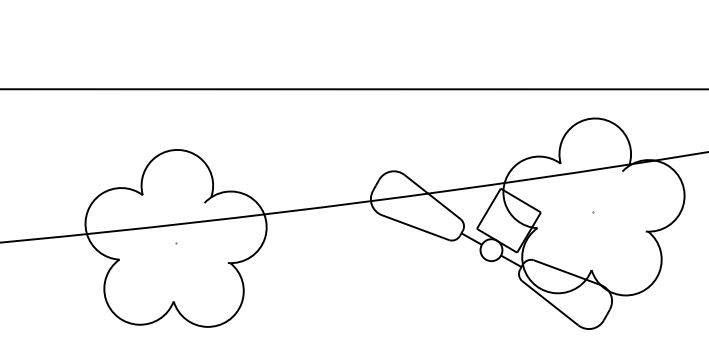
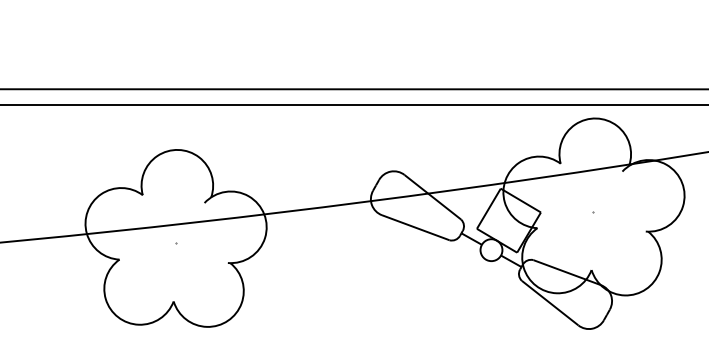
line: none -> present (353, 104)
